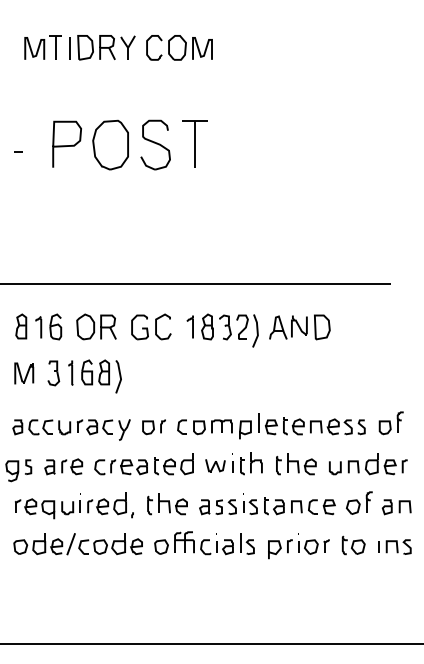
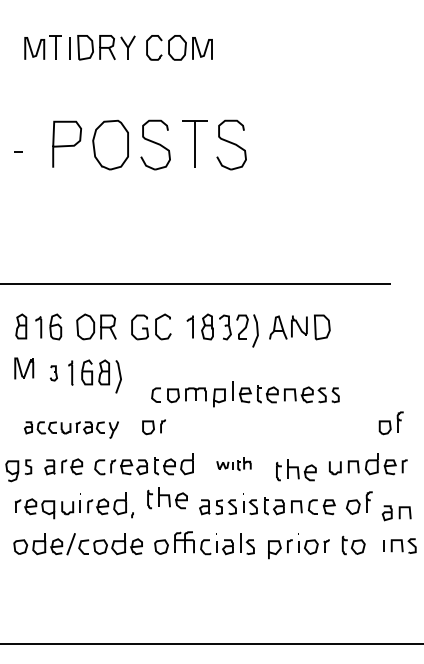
part: none -> present (231, 144)
part position: (24, 373) -> (24, 368) (24, 368)
part size: 14x27 px -> 9x17 px (53, 373)
part position: (271, 426) -> (245, 394) (245, 394)
part size: 119x22 px -> 95x18 px (71, 429)
part size: 58x24 px -> 36x14 px (233, 463)
part position: (296, 464) -> (296, 470) (296, 470)
part position: (167, 504) -> (167, 498) (167, 498)
part position: (396, 507) -> (396, 513) (396, 513)
part position: (394, 546) -> (399, 545) (399, 545)
